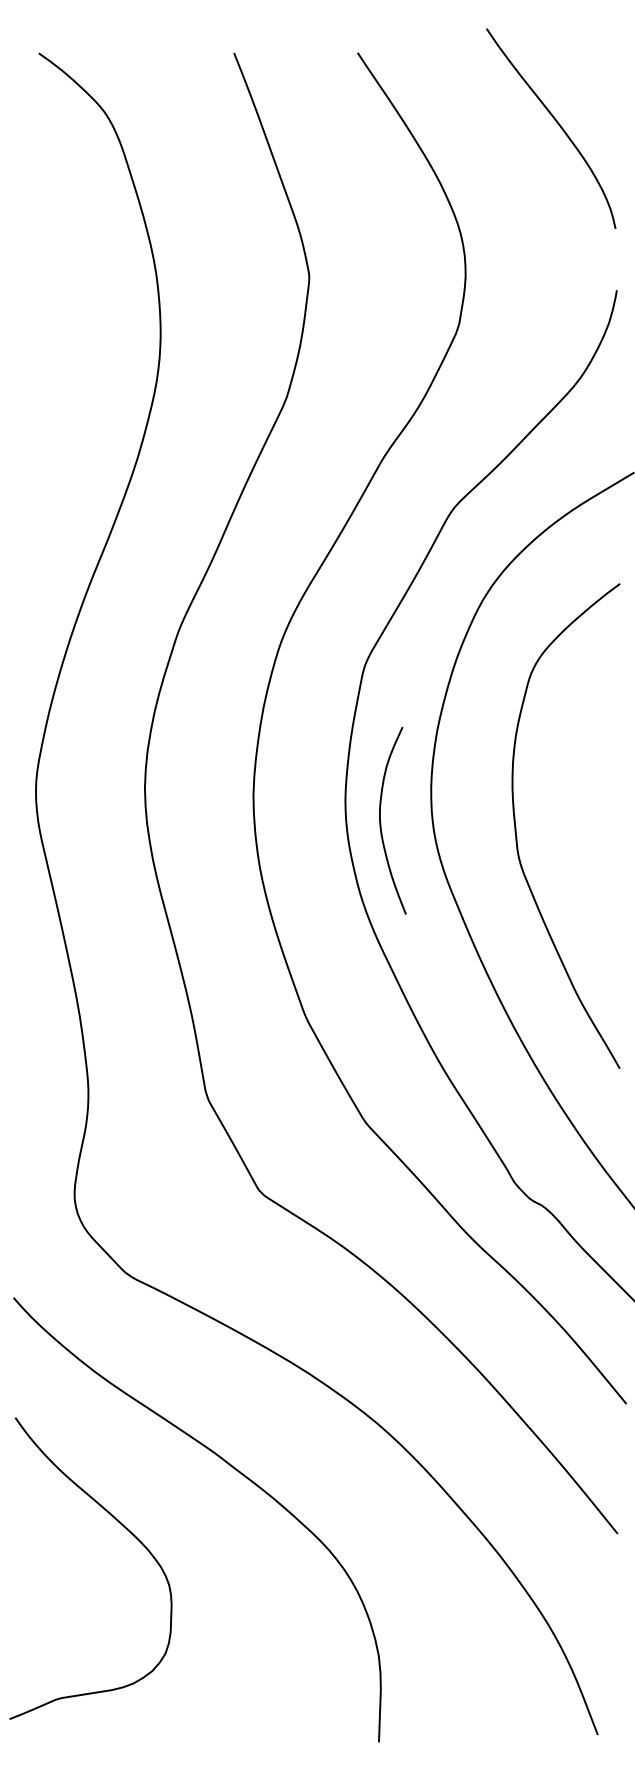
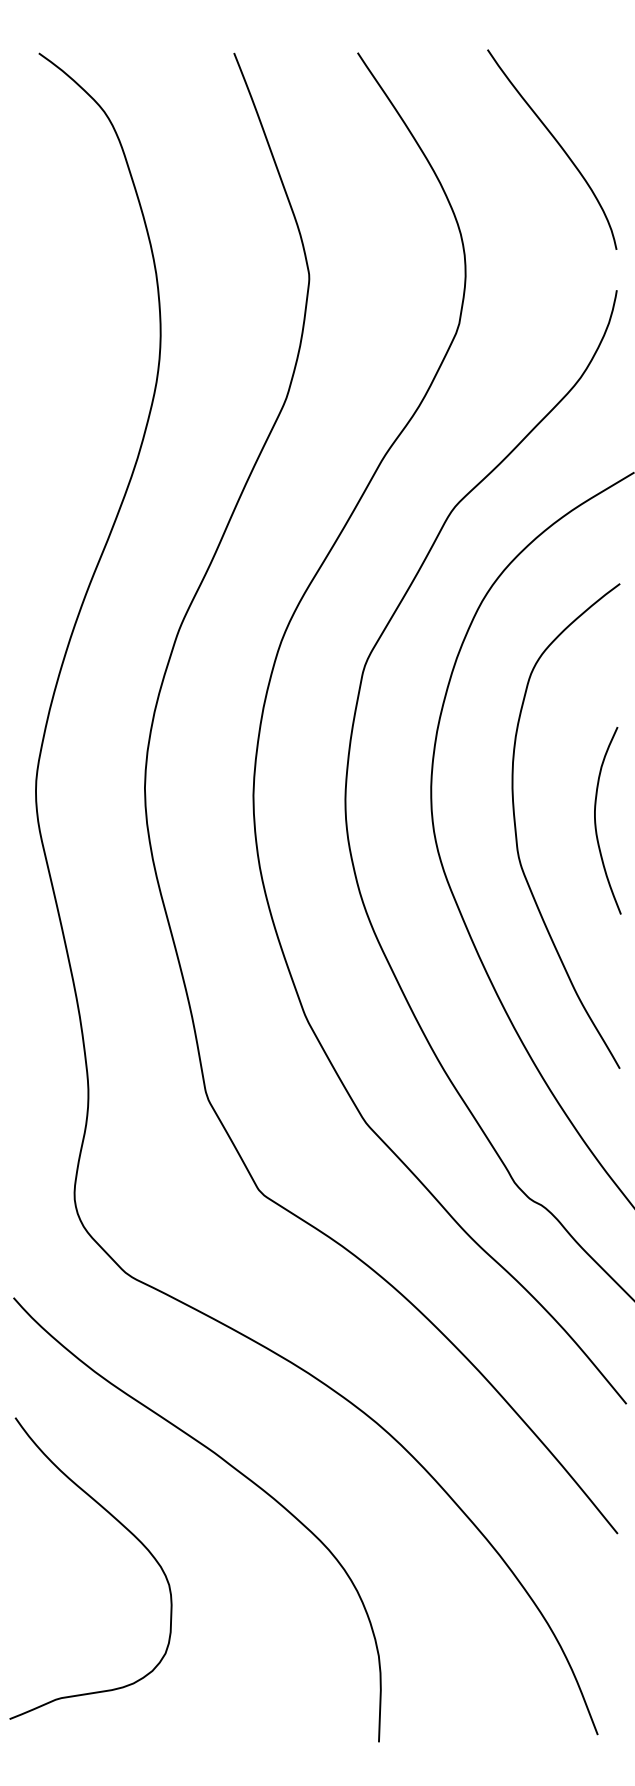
curve position: (557, 124) -> (558, 145) (558, 145)
curve position: (381, 822) -> (596, 822) (596, 822)
